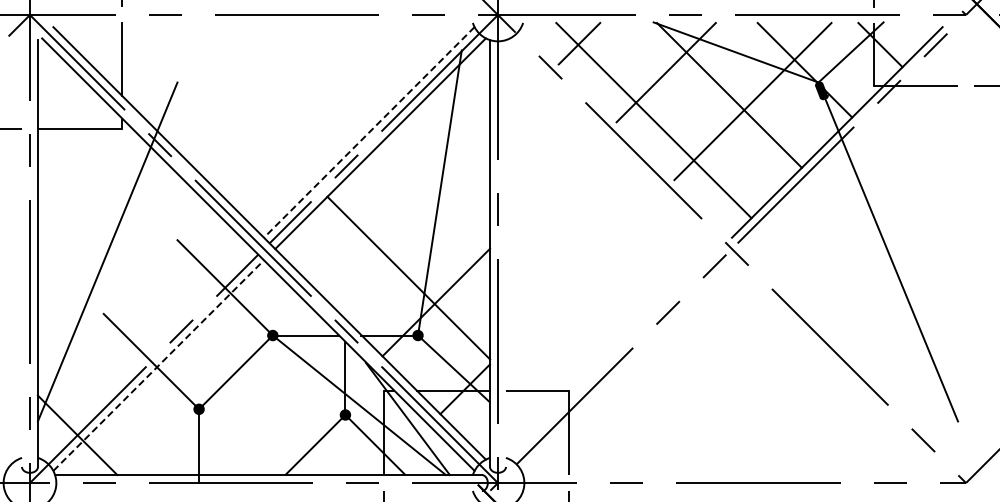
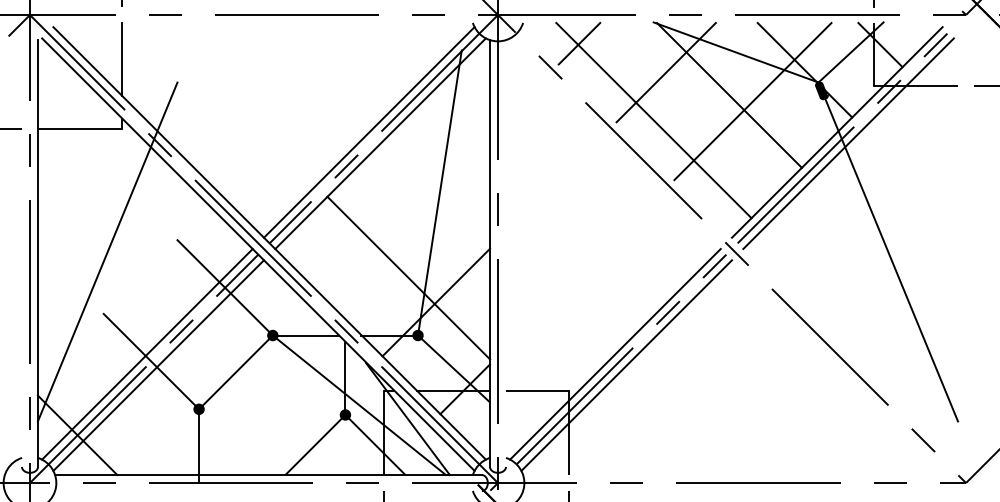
line: dashed -> solid (369, 132)
line: none -> present (848, 143)
line: none -> present (147, 354)
line: none -> present (615, 354)
line: dashed -> solid (158, 365)
line: none -> present (626, 365)
